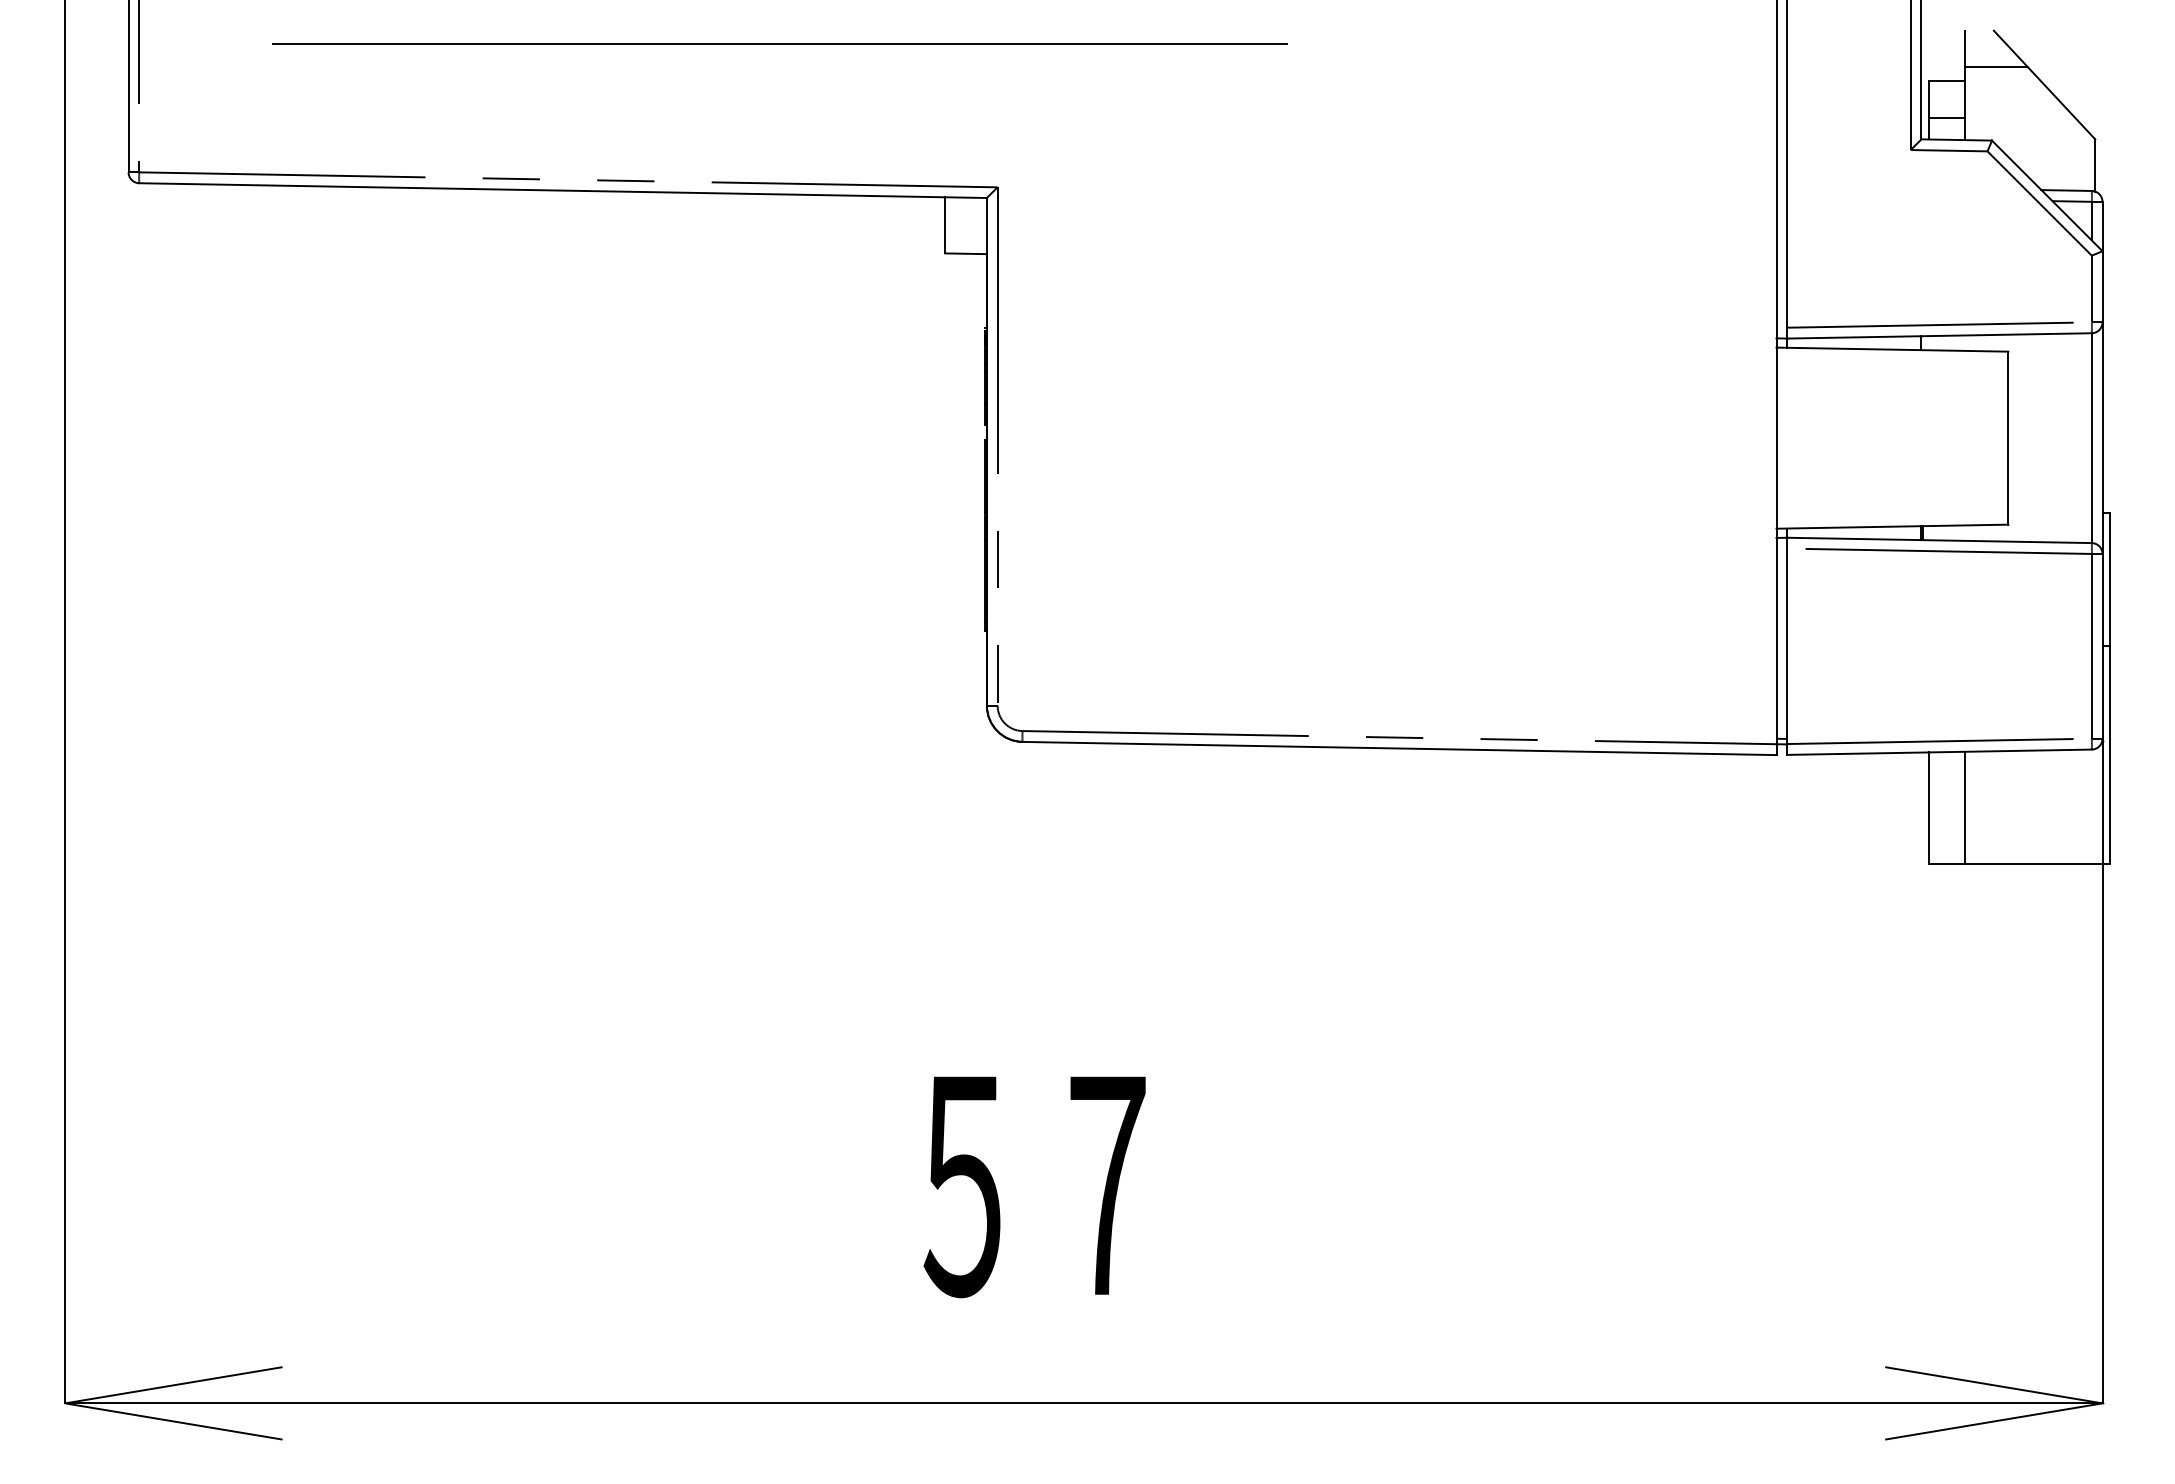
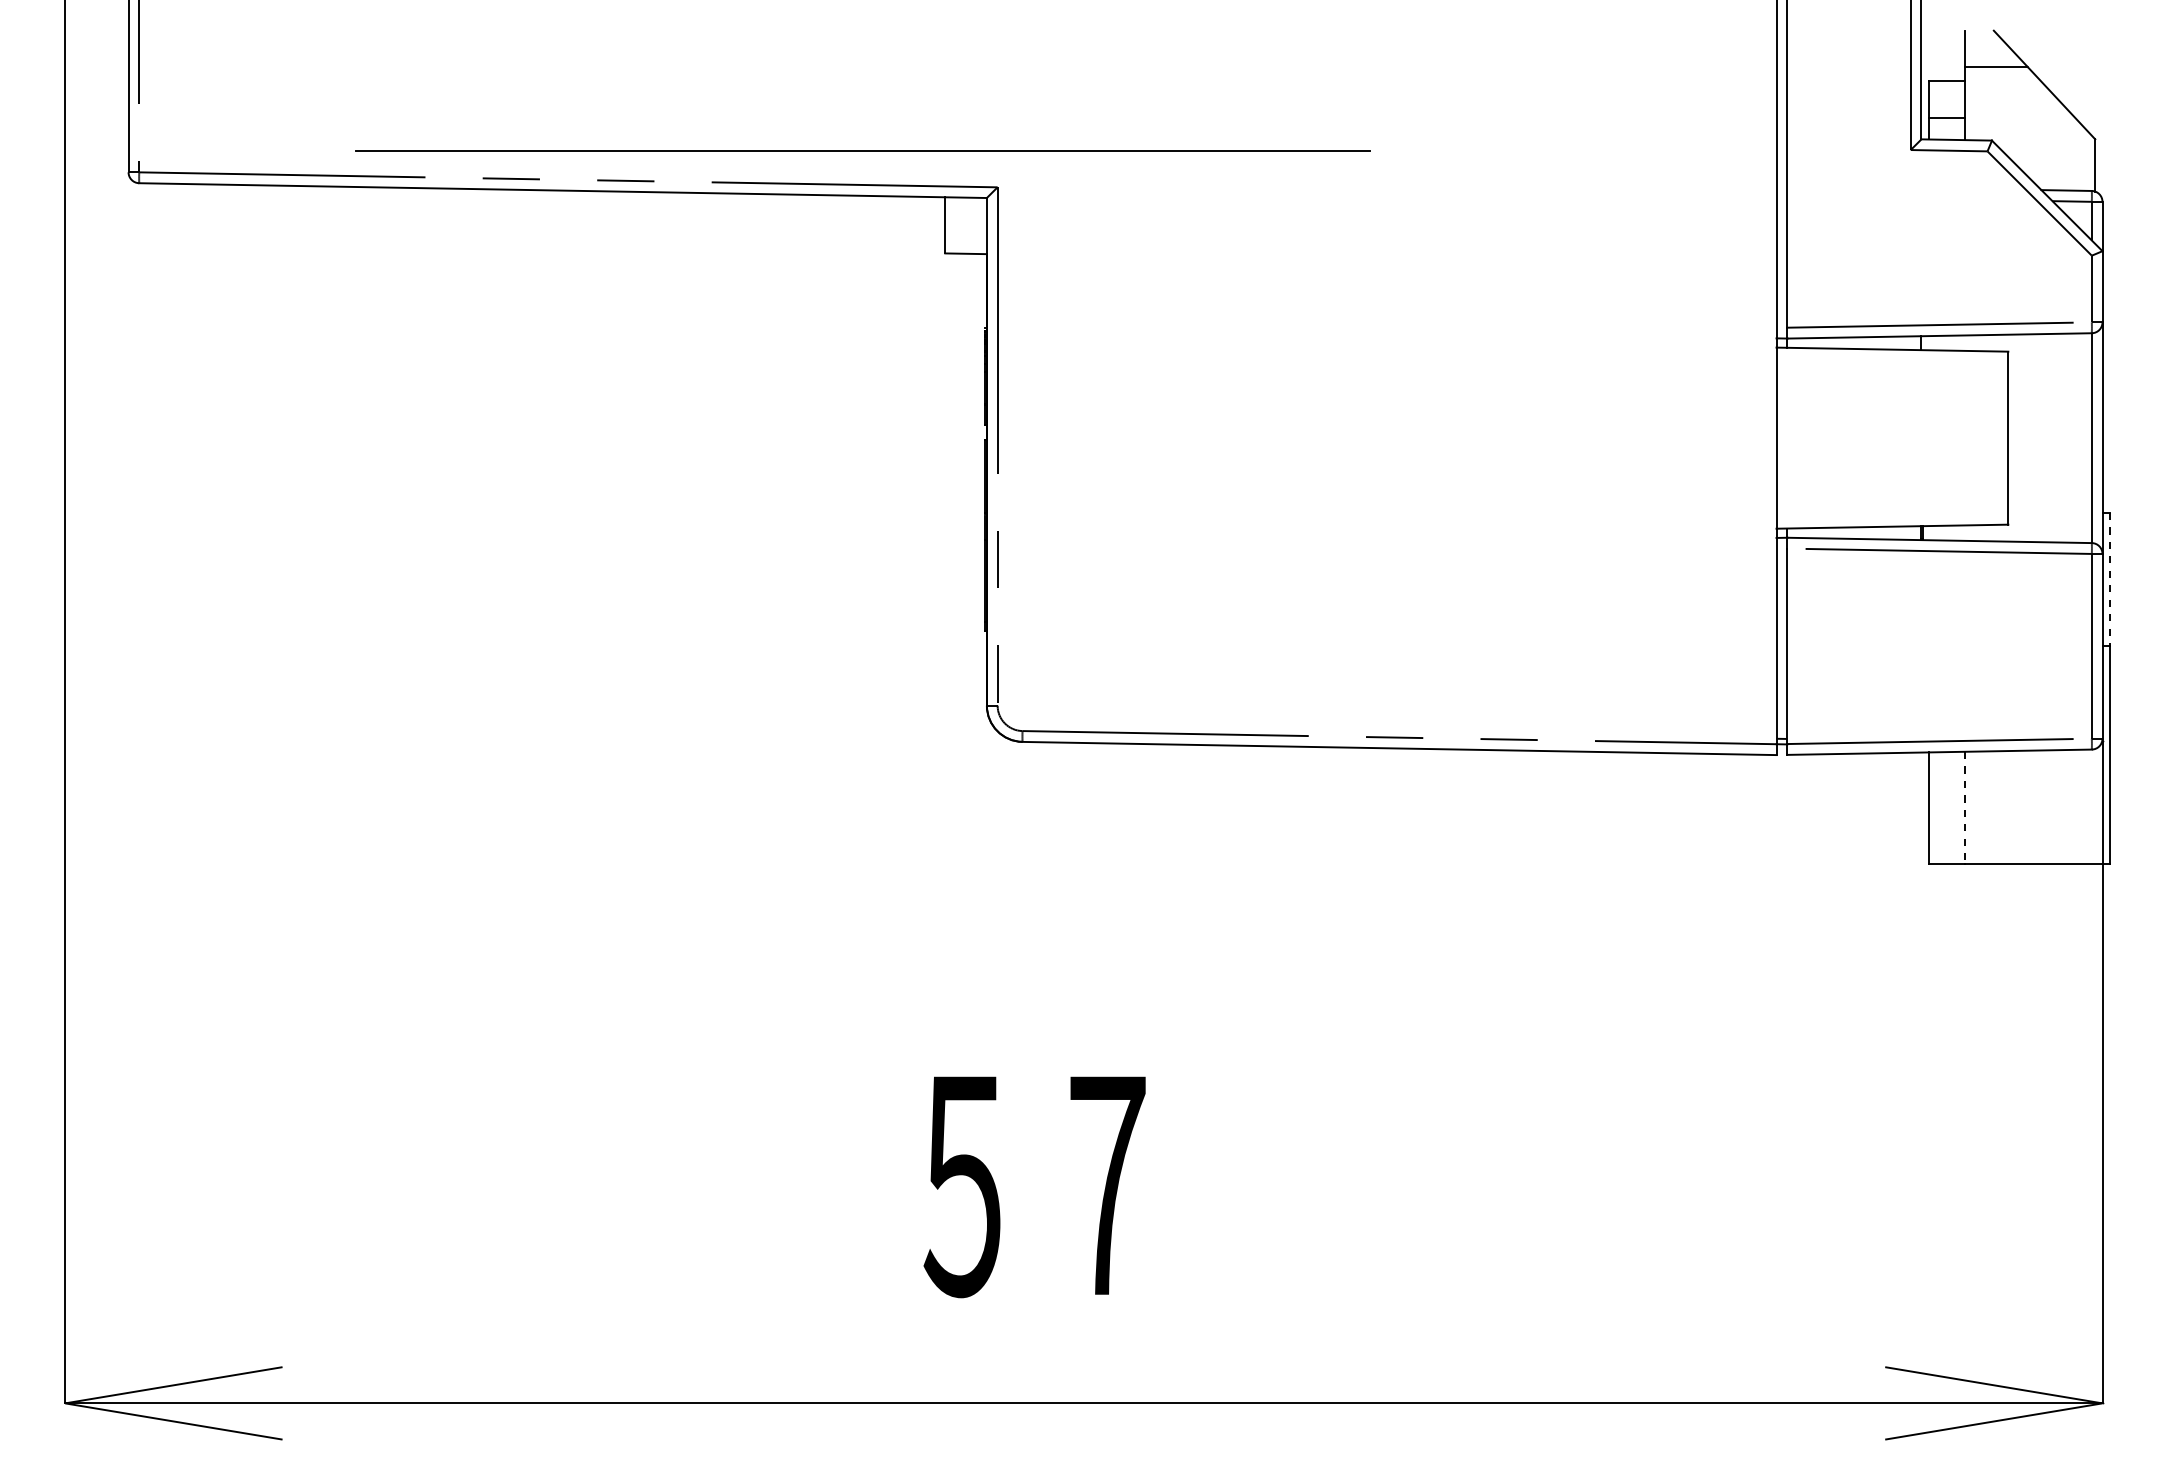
line position: (779, 43) -> (862, 150) (862, 150)
line: solid -> dashed (2109, 579)
line: solid -> dashed (1964, 807)
